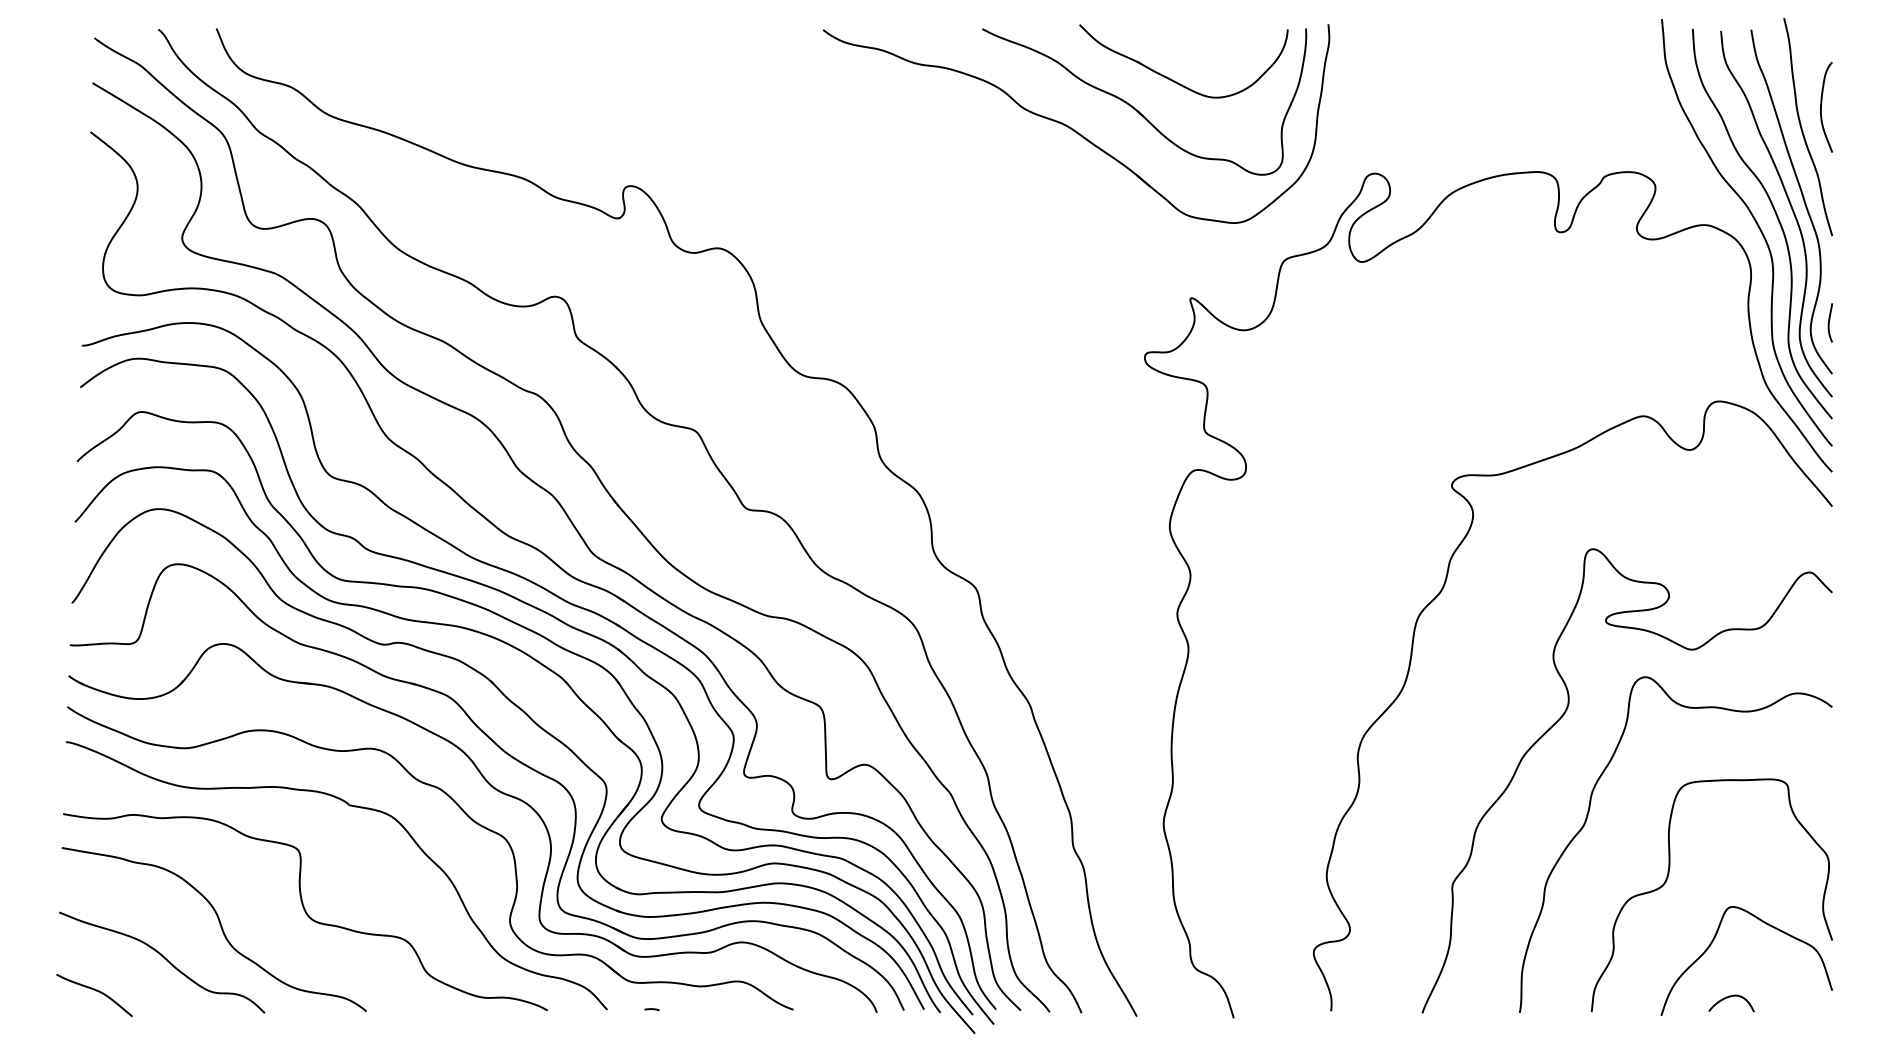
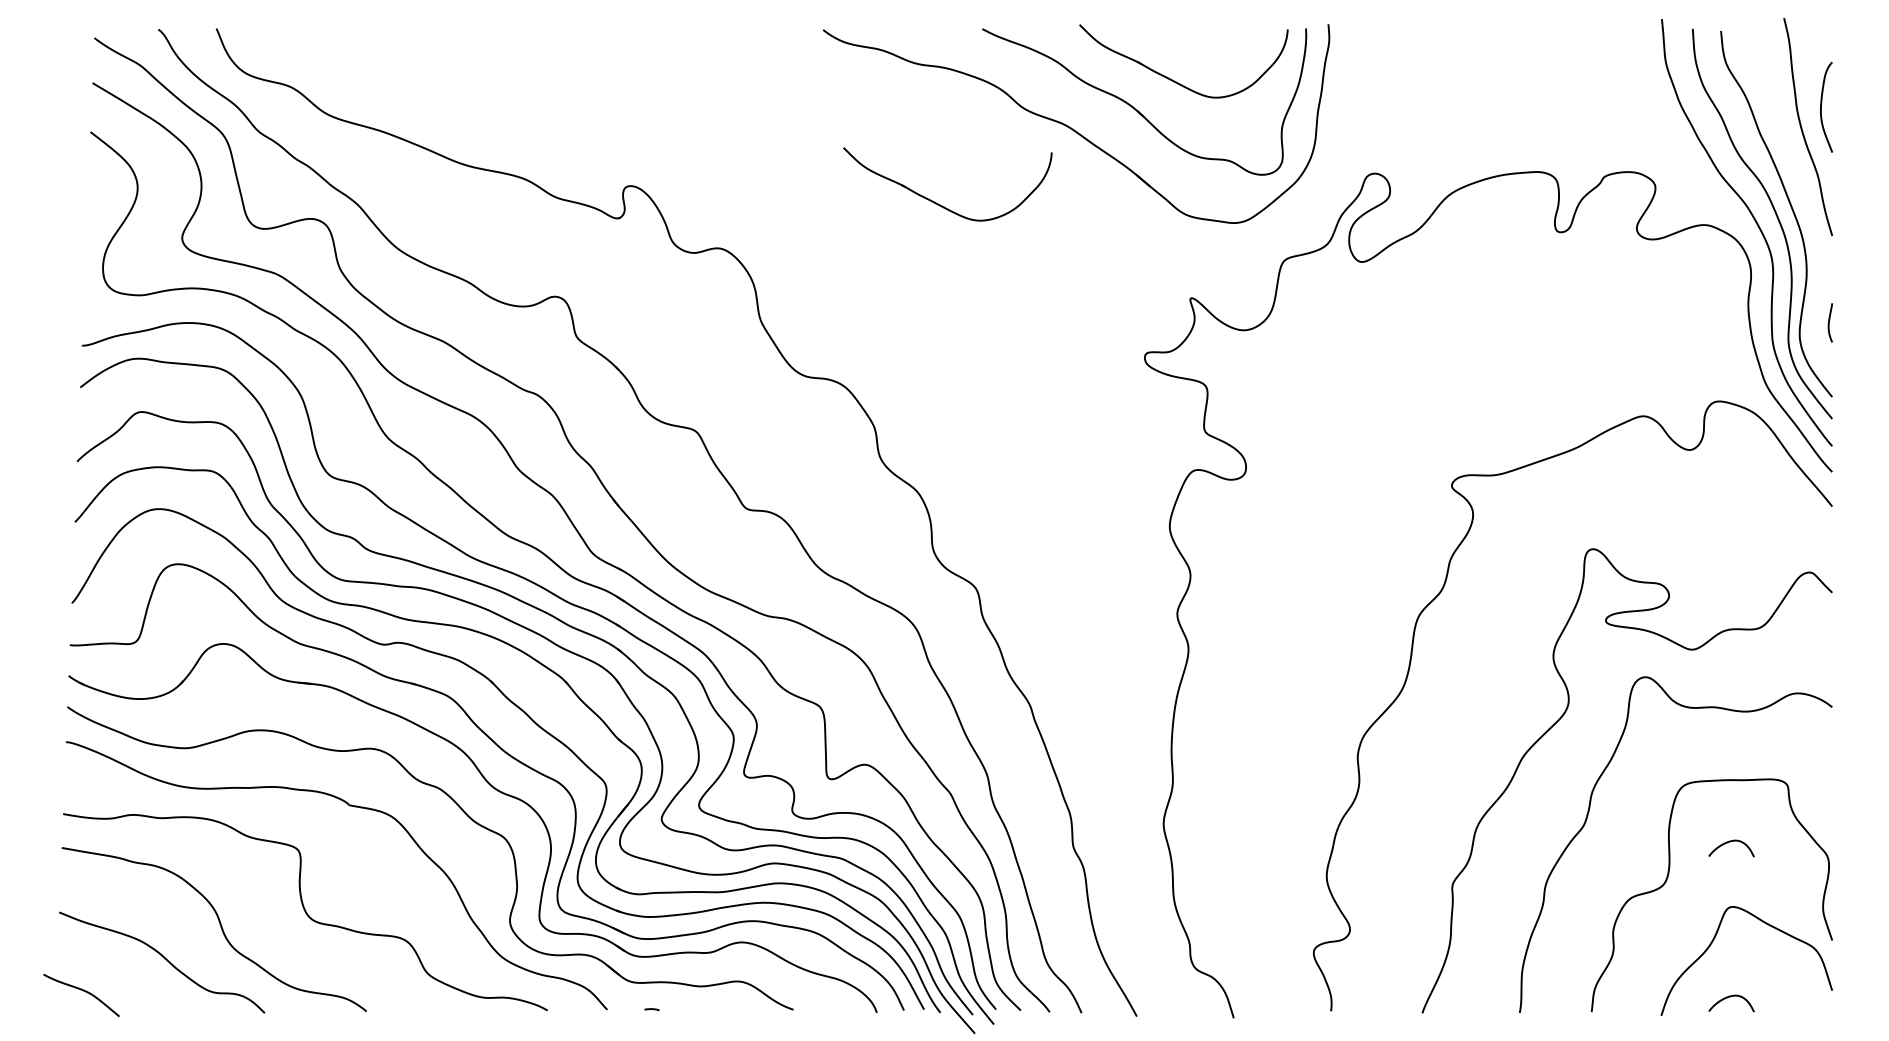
curve: present -> none (1802, 198)
part: none -> present (938, 203)
curve: none -> present (1730, 842)
curve position: (96, 991) -> (83, 991) (83, 991)
